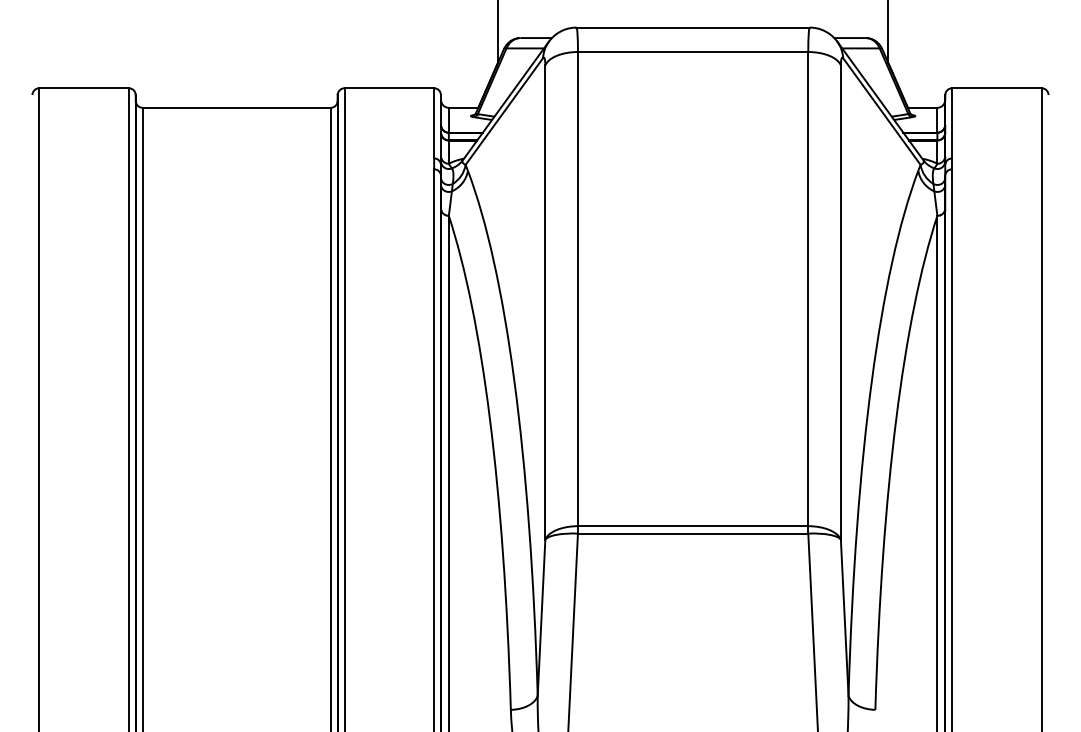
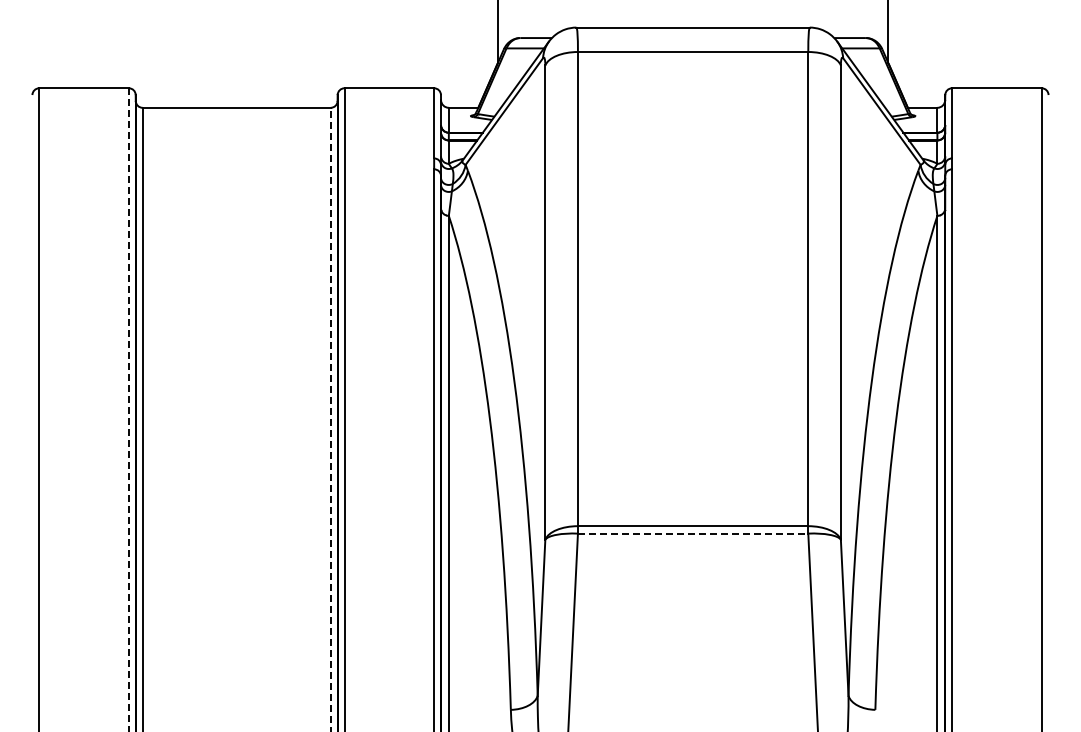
line: solid -> dashed (128, 410)
line: solid -> dashed (330, 419)
line: solid -> dashed (693, 533)
